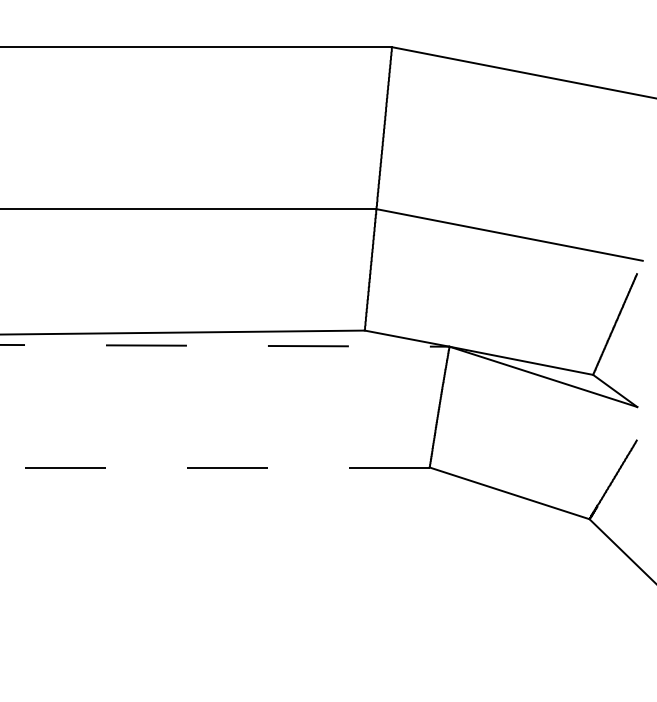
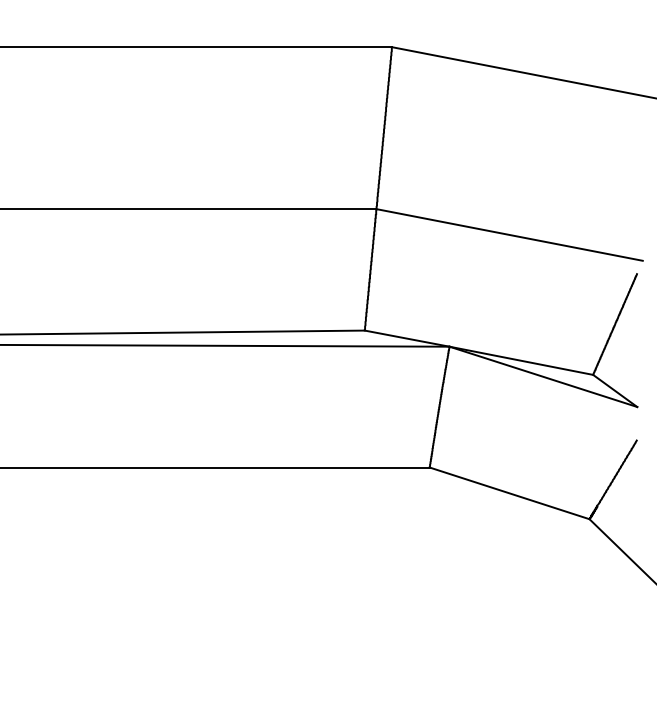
line: dashed -> solid (225, 345)
line: dashed -> solid (214, 467)
